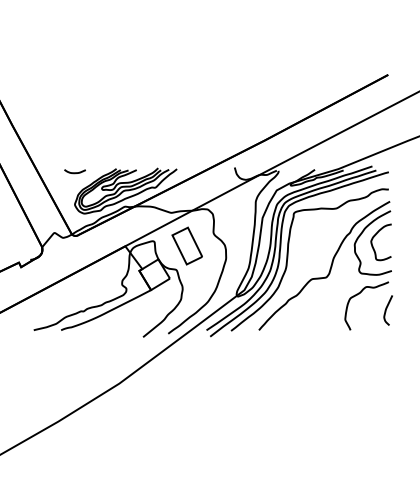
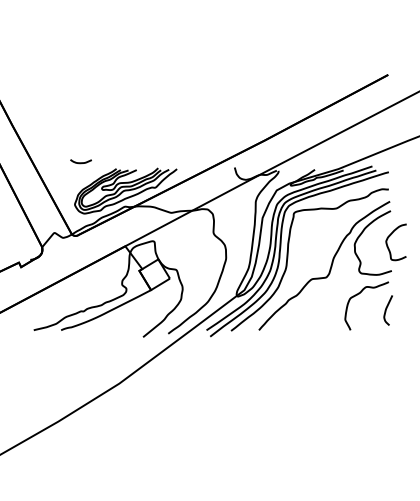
curve position: (74, 172) -> (80, 162) (80, 162)
part: present -> none (186, 245)
curve position: (373, 245) -> (388, 245) (388, 245)
